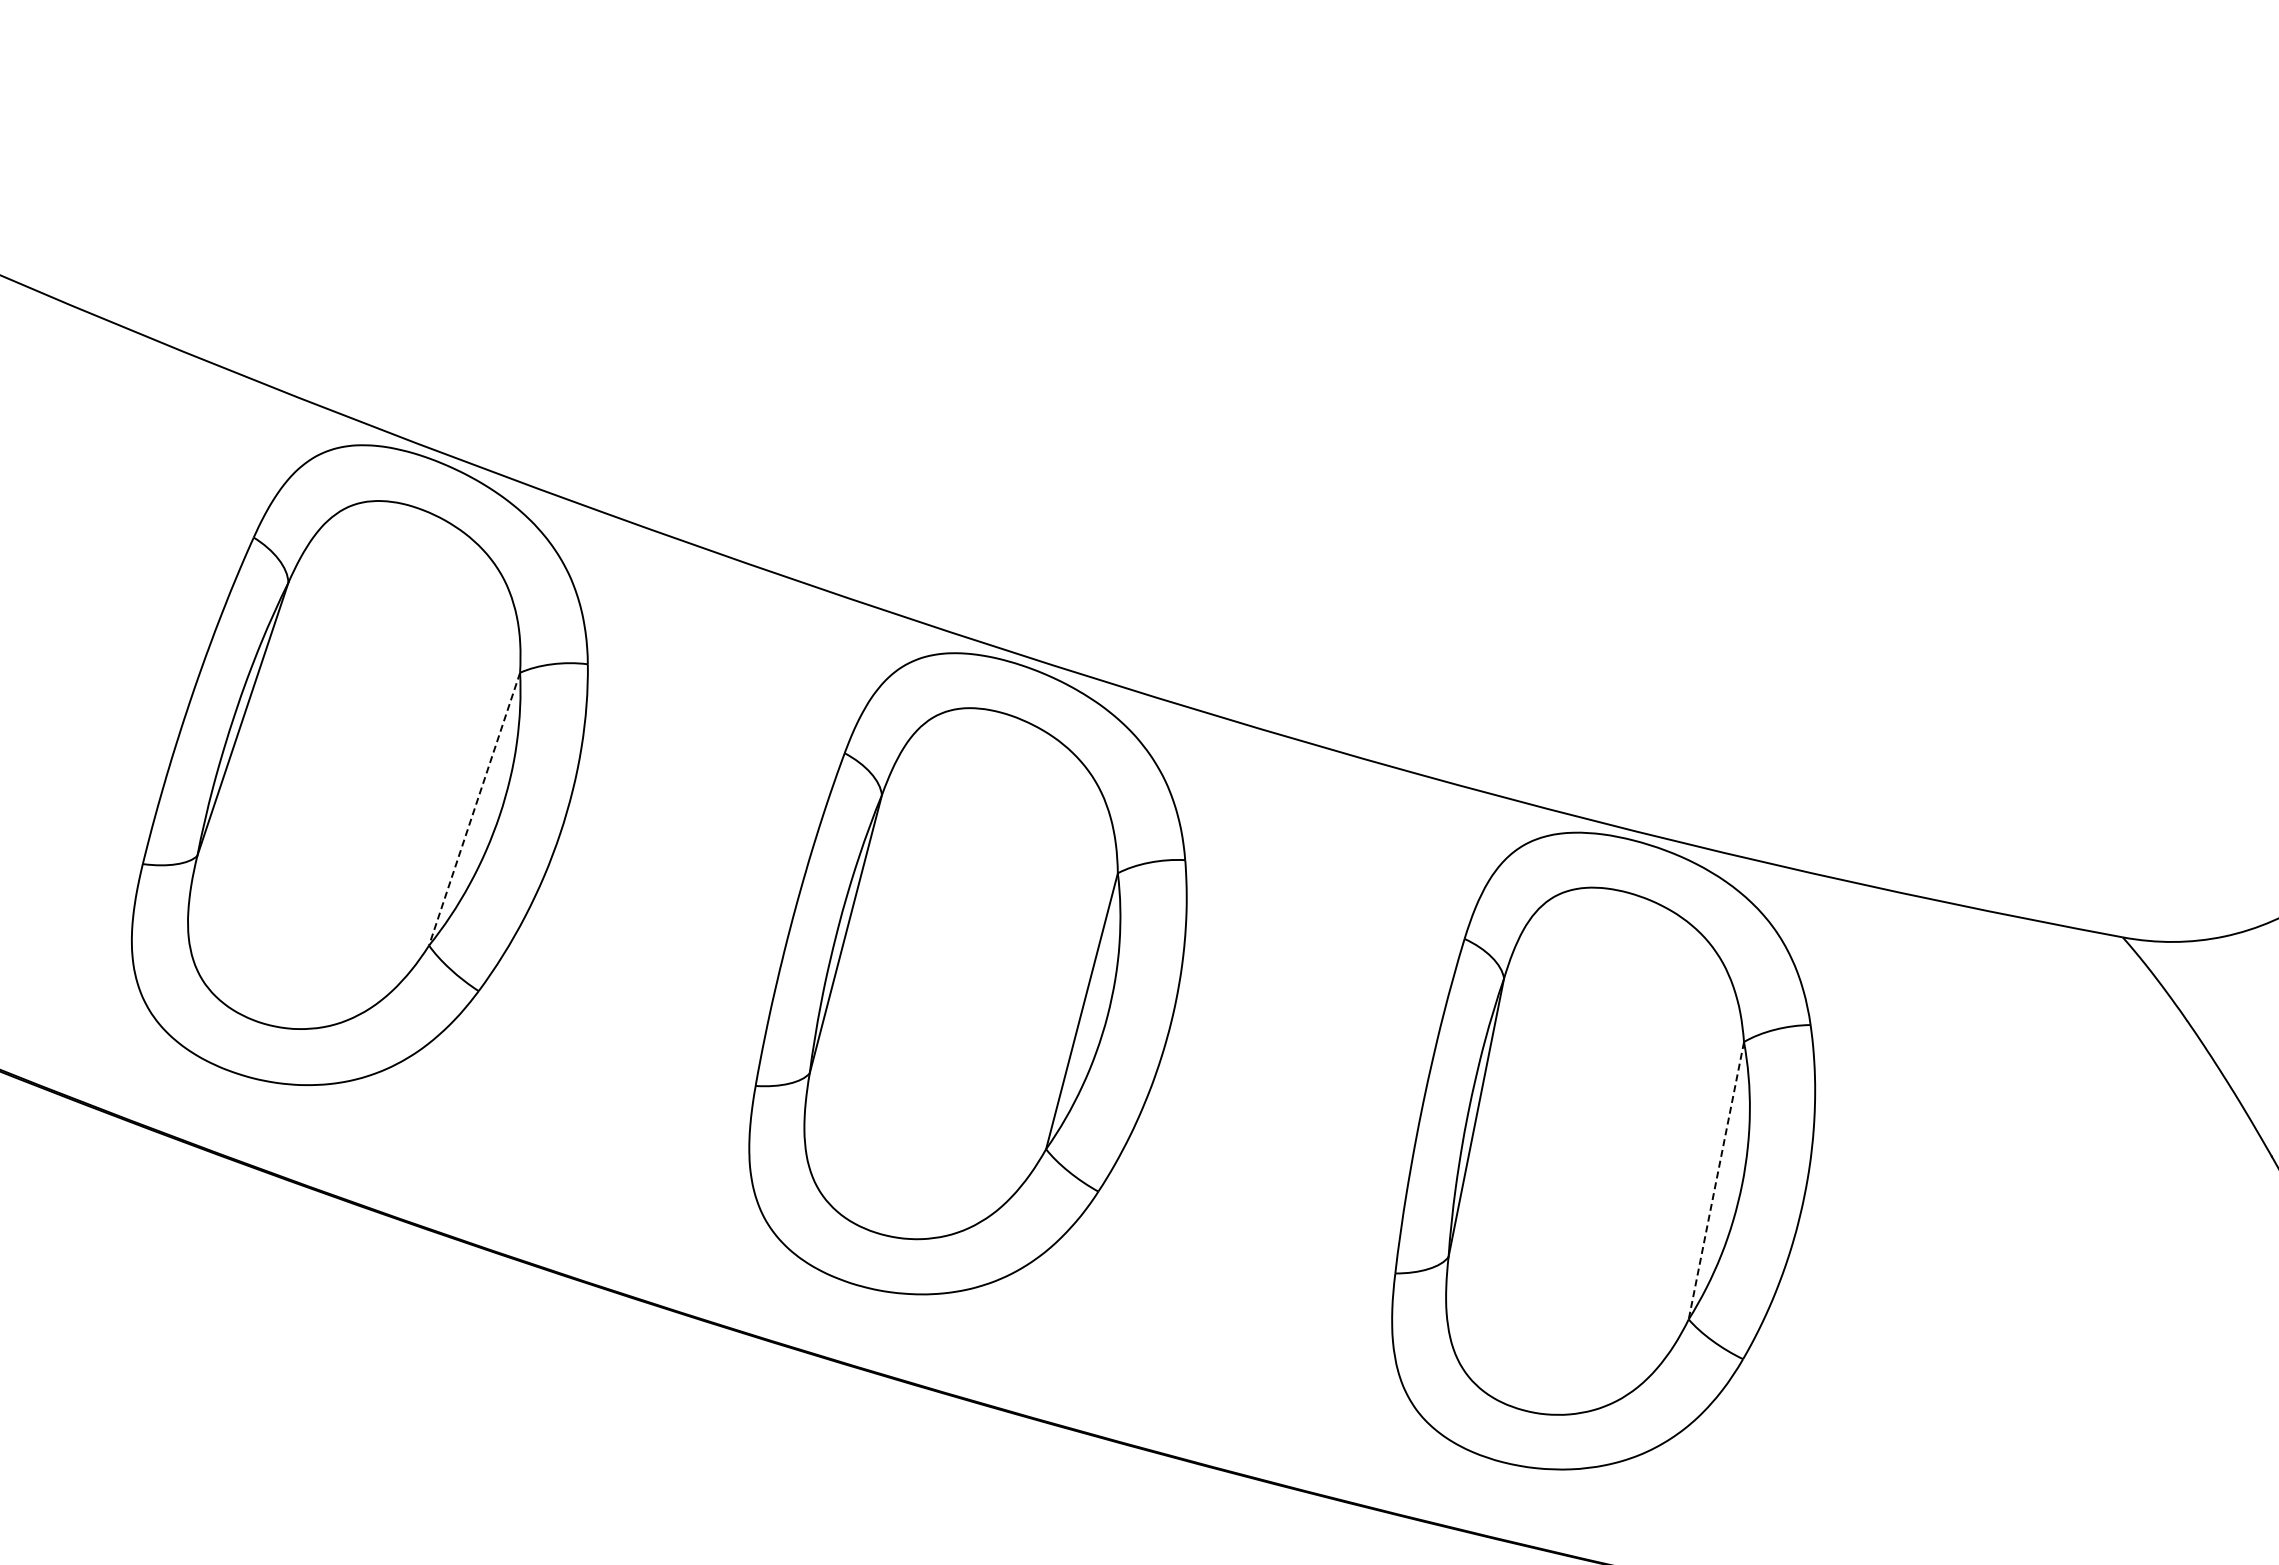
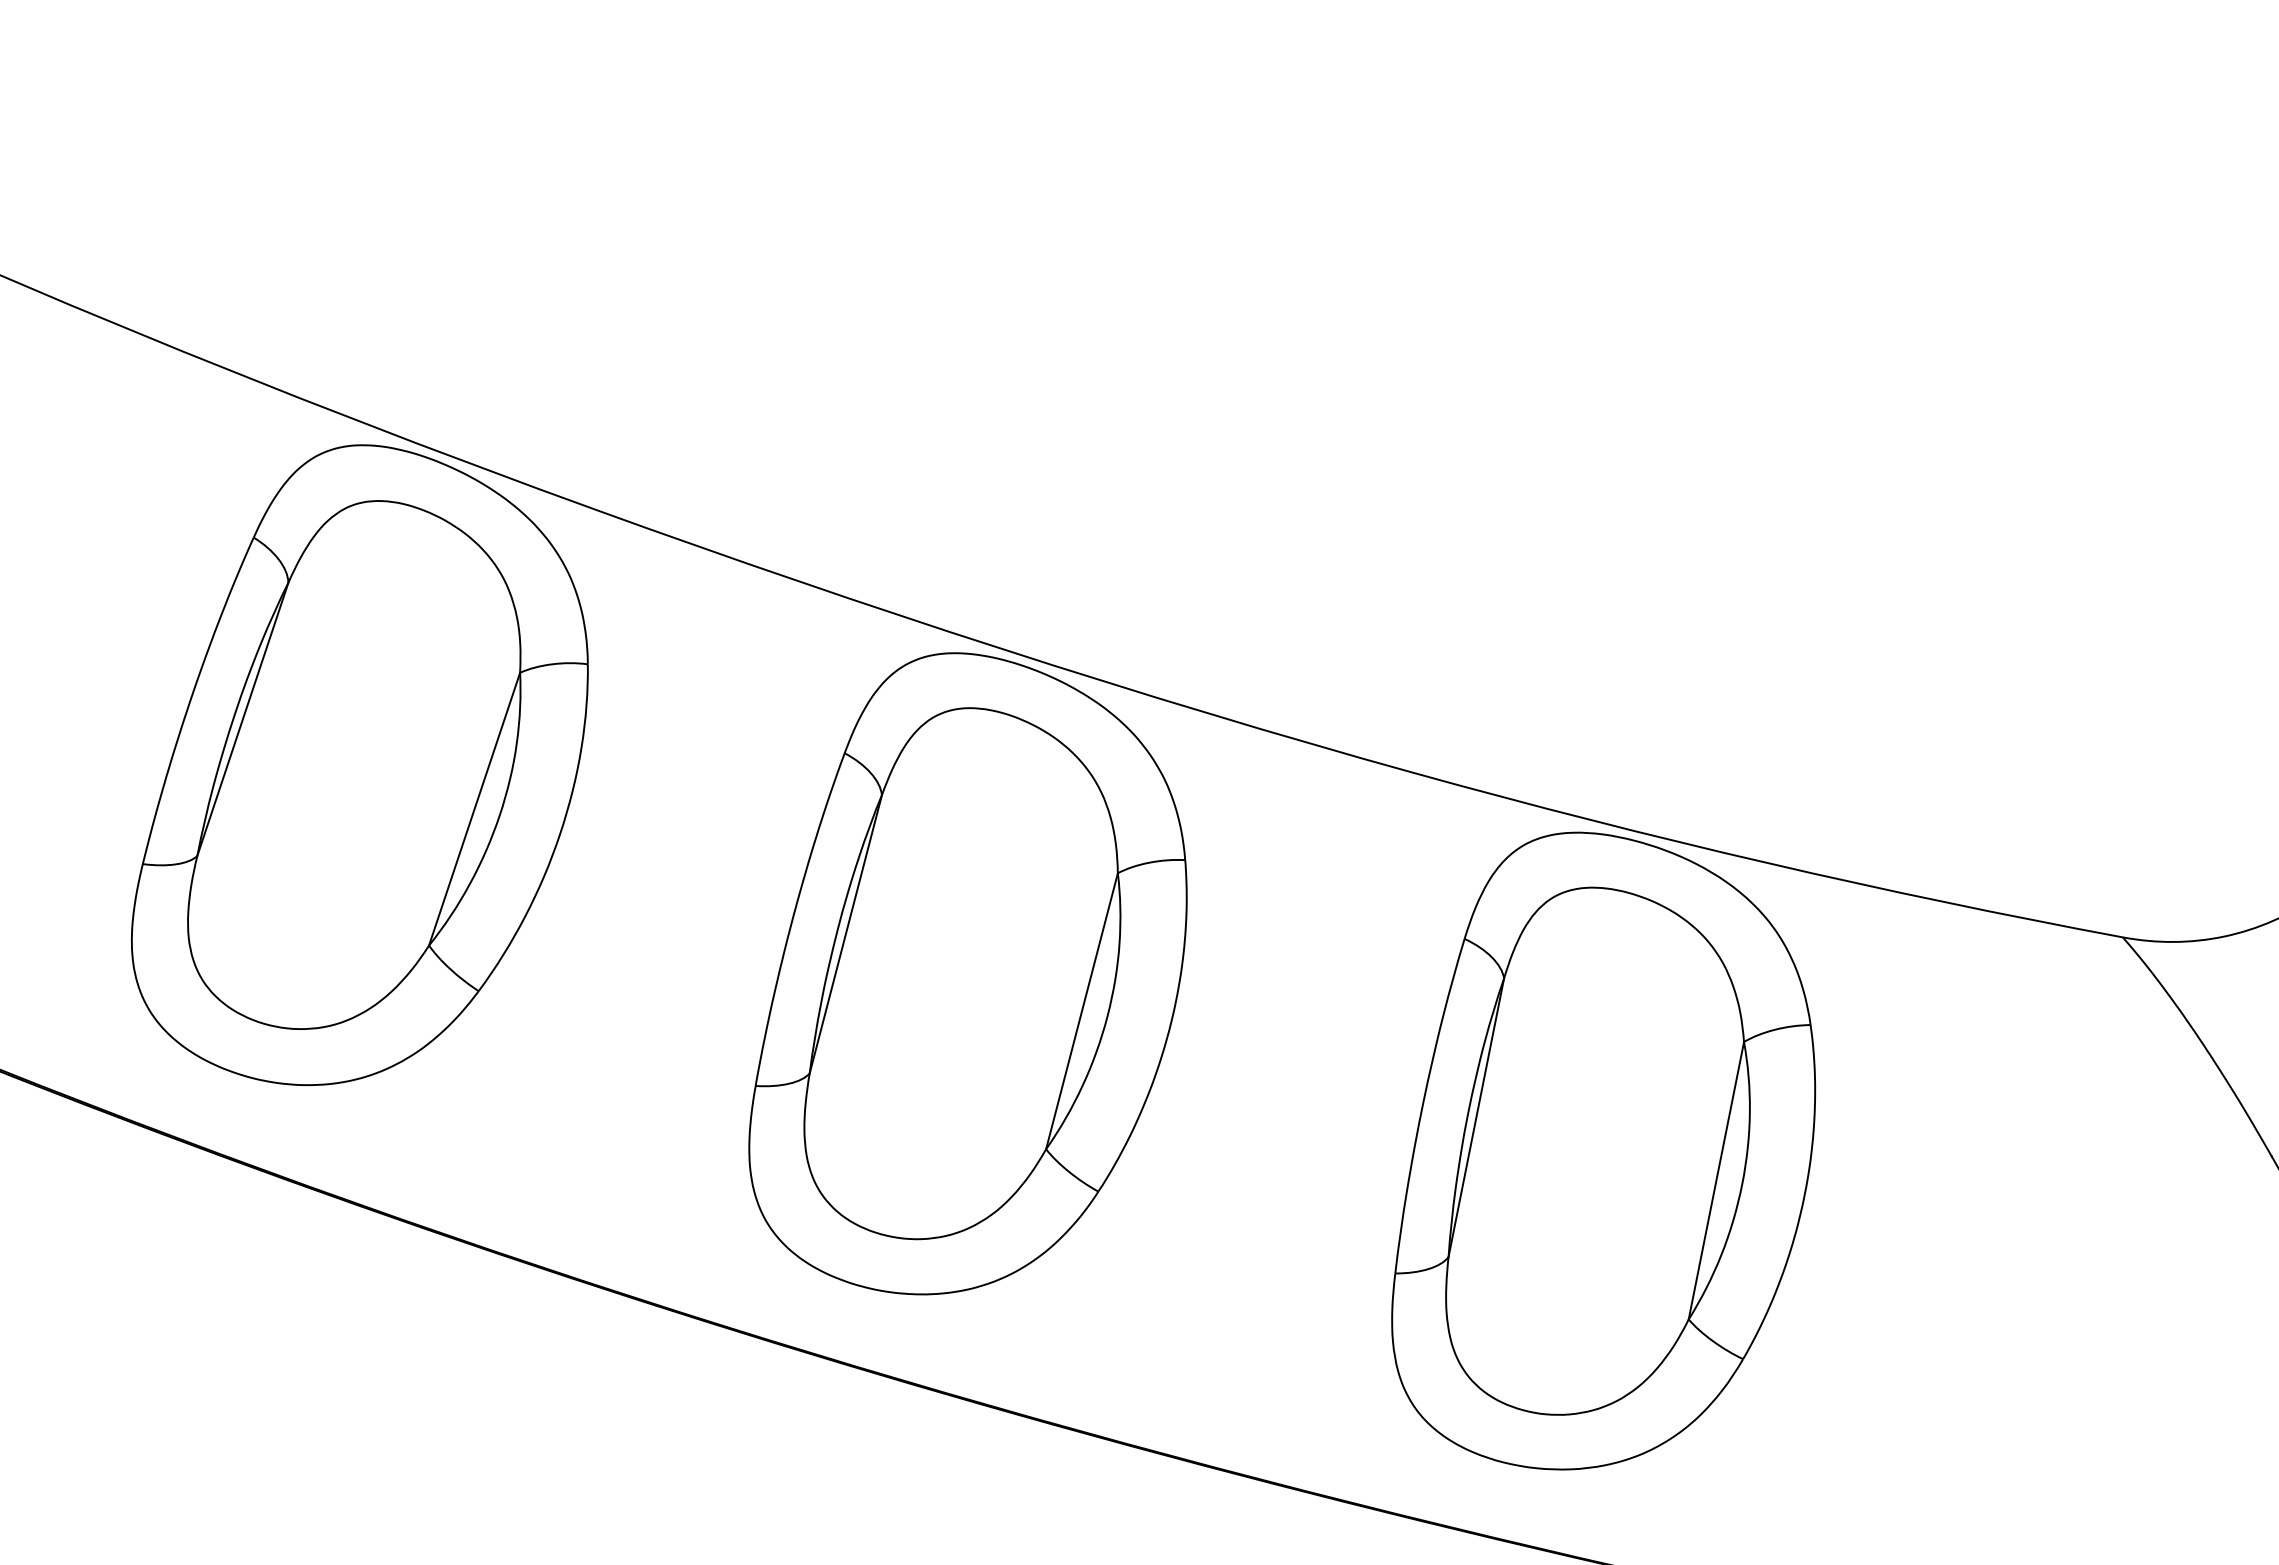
line: dashed -> solid (474, 809)
line: dashed -> solid (1716, 1181)
